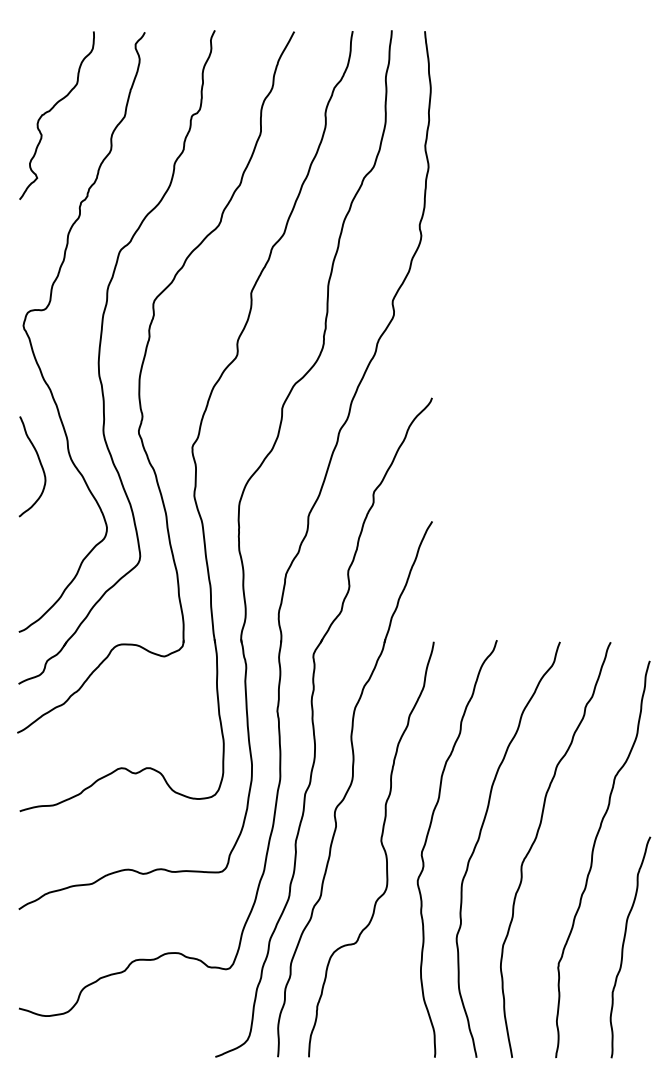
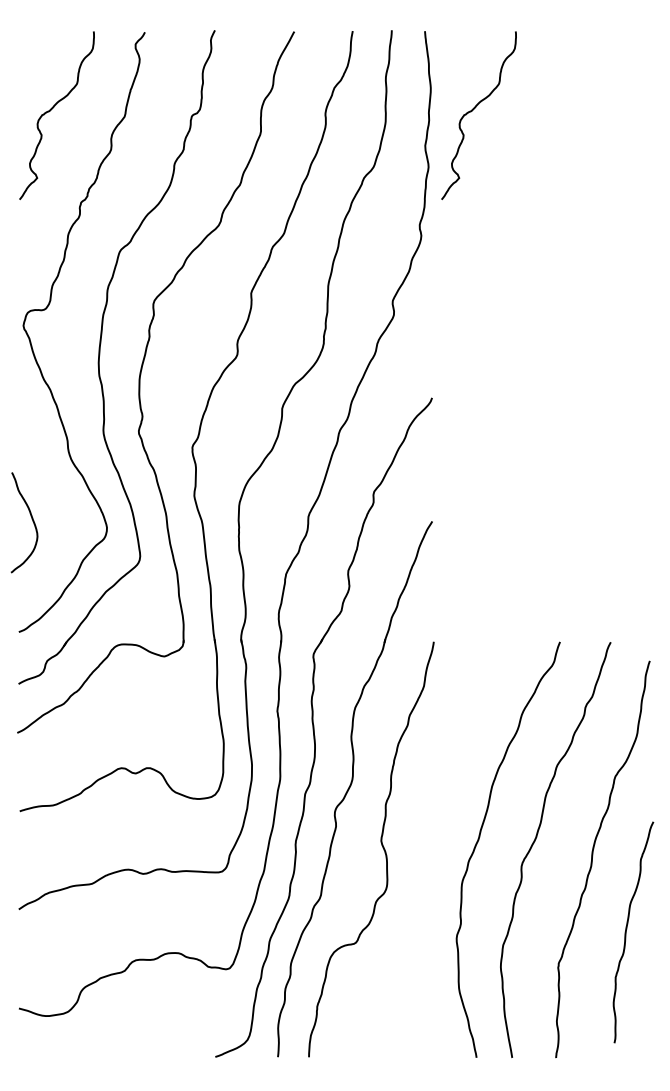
curve: none -> present (473, 110)
curve position: (39, 463) -> (31, 519) (31, 519)
curve: present -> none (427, 839)
curve position: (624, 944) -> (627, 929) (627, 929)
